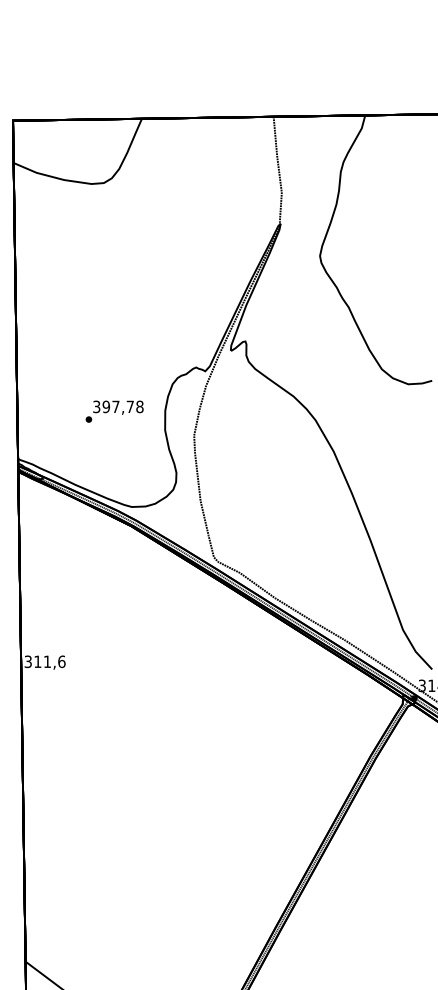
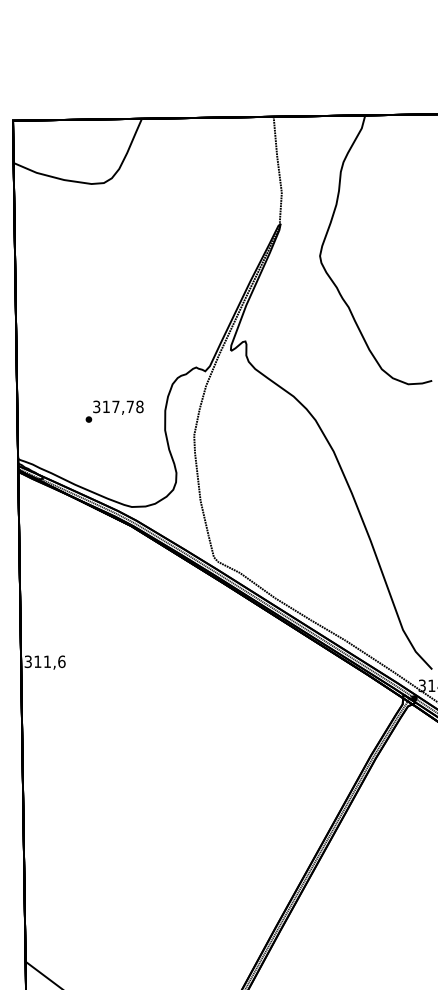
text: 397,78 -> 317,78 (106, 406)
